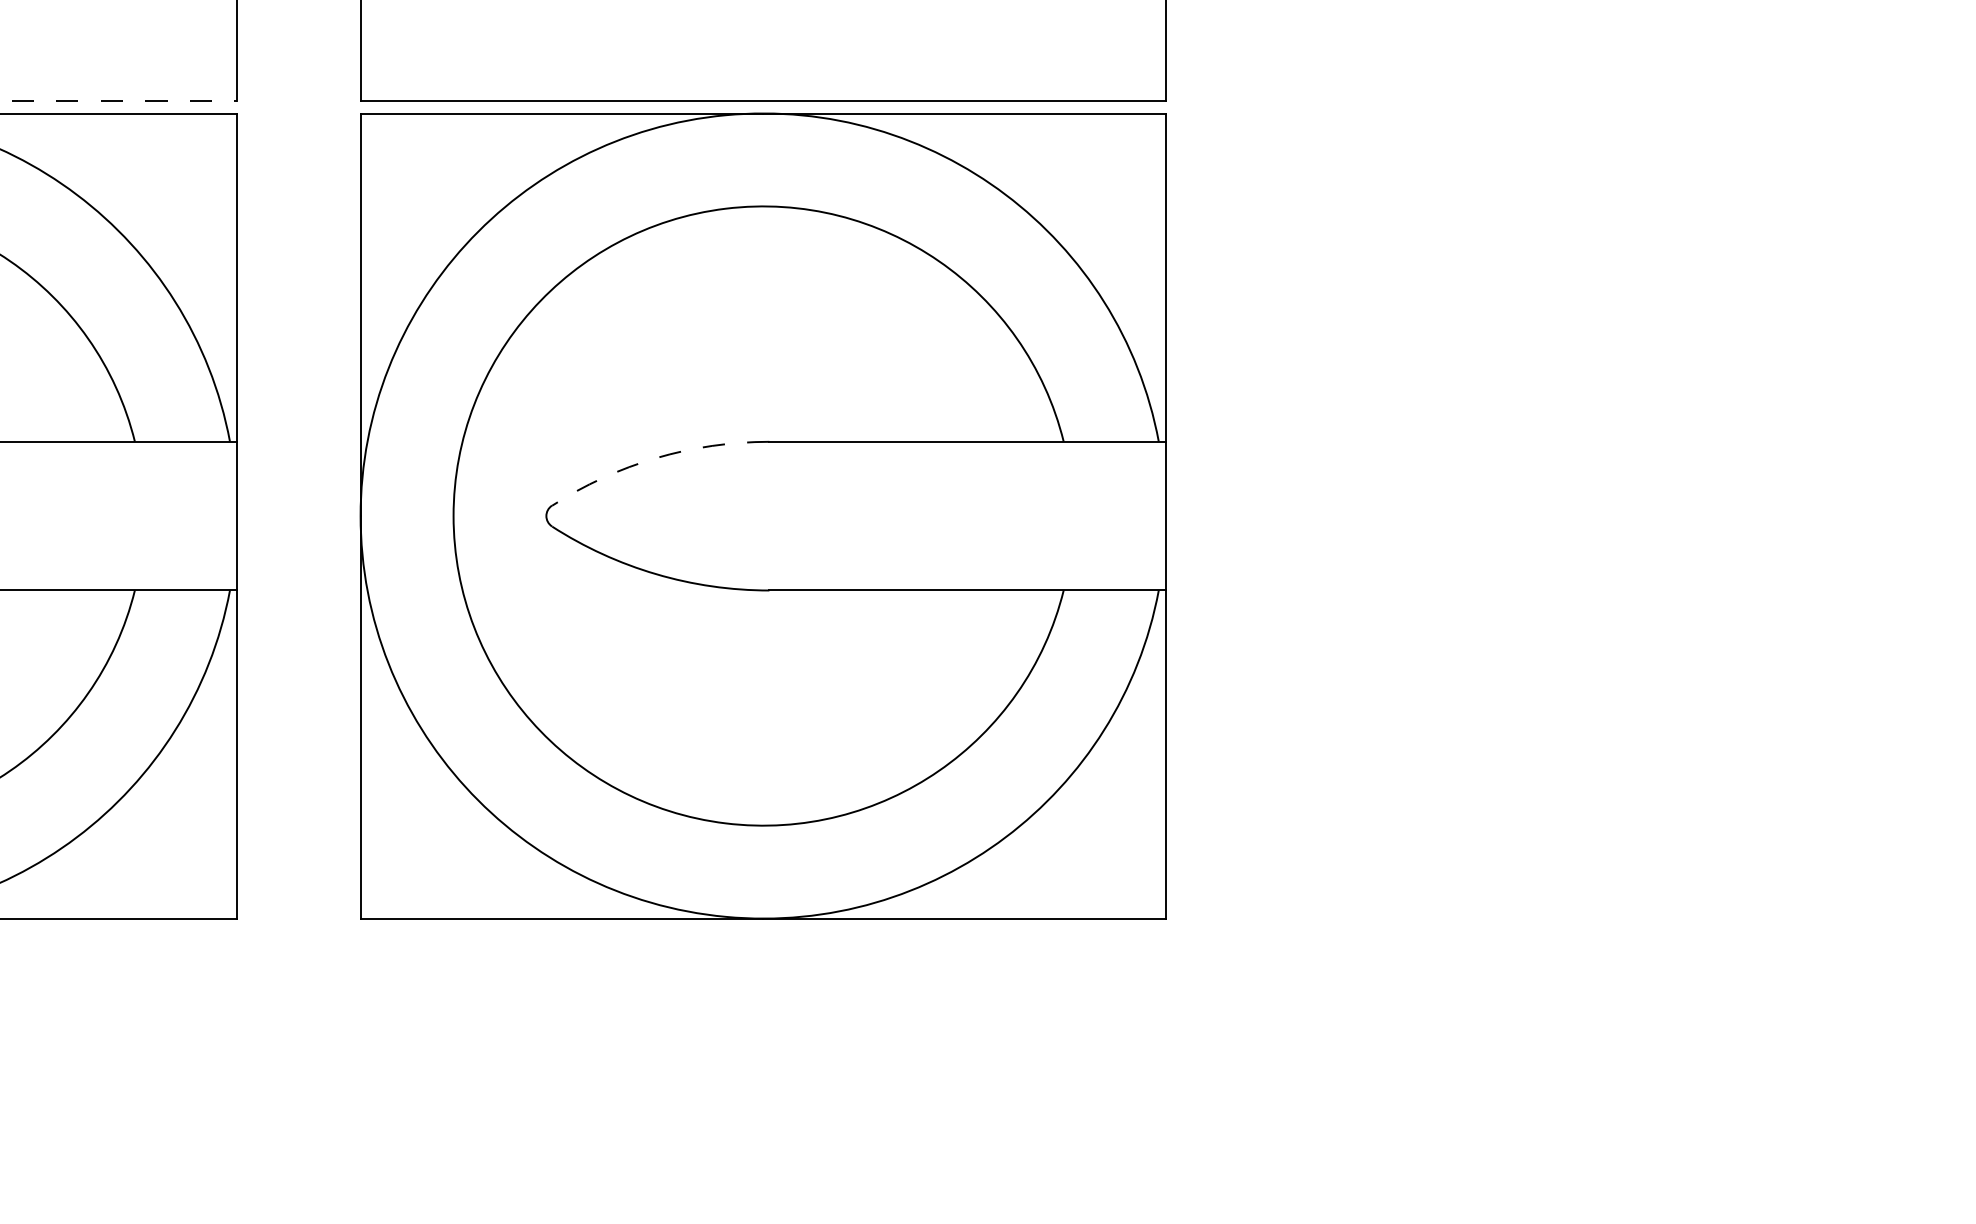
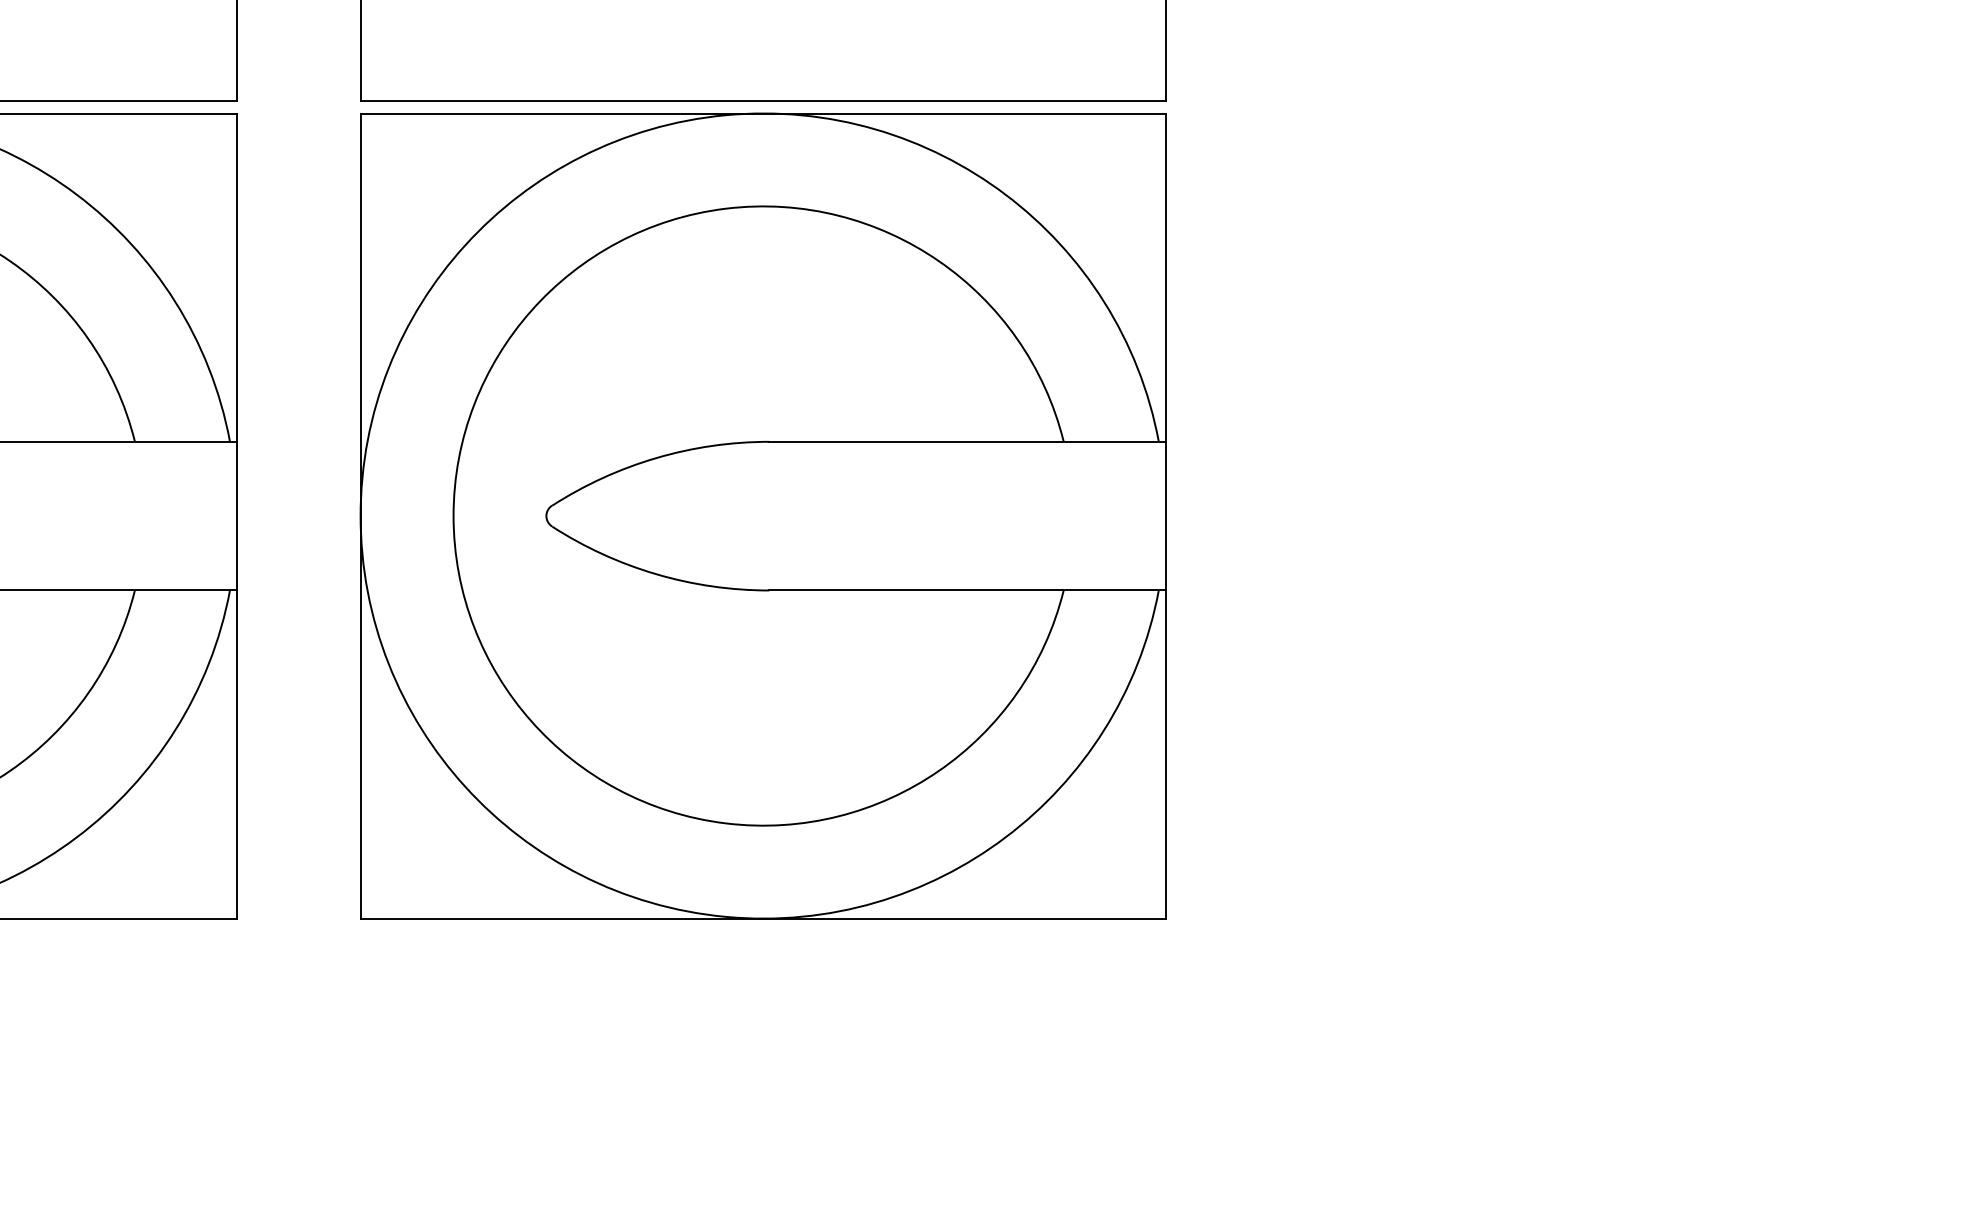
line: dashed -> solid (118, 101)
arc: dashed -> solid (656, 458)
